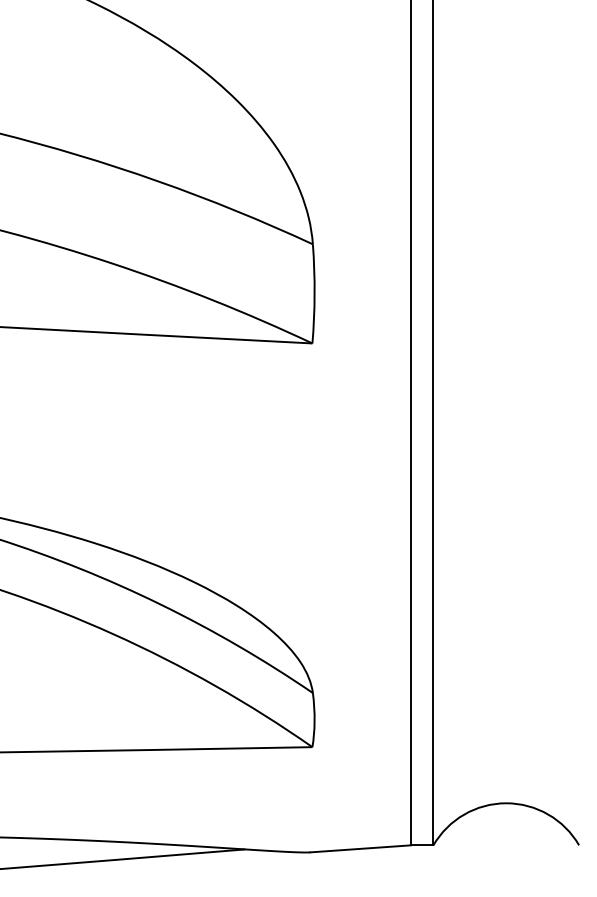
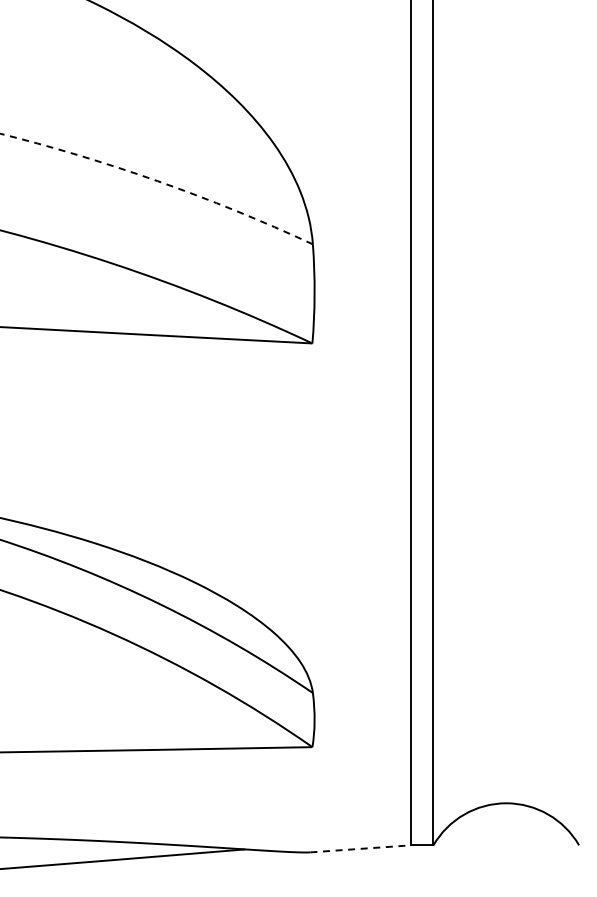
arc: solid -> dashed (158, 181)
line: solid -> dashed (361, 848)
